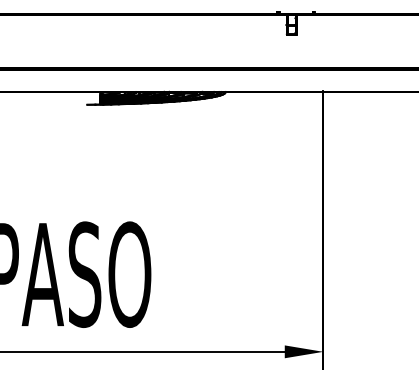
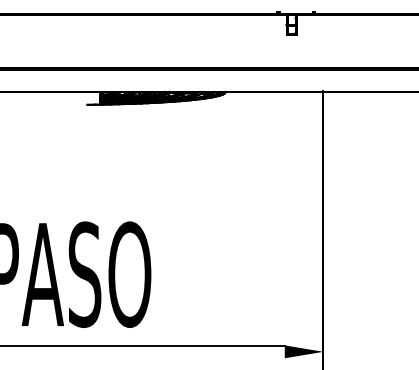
line position: (143, 351) -> (143, 345) (143, 345)
